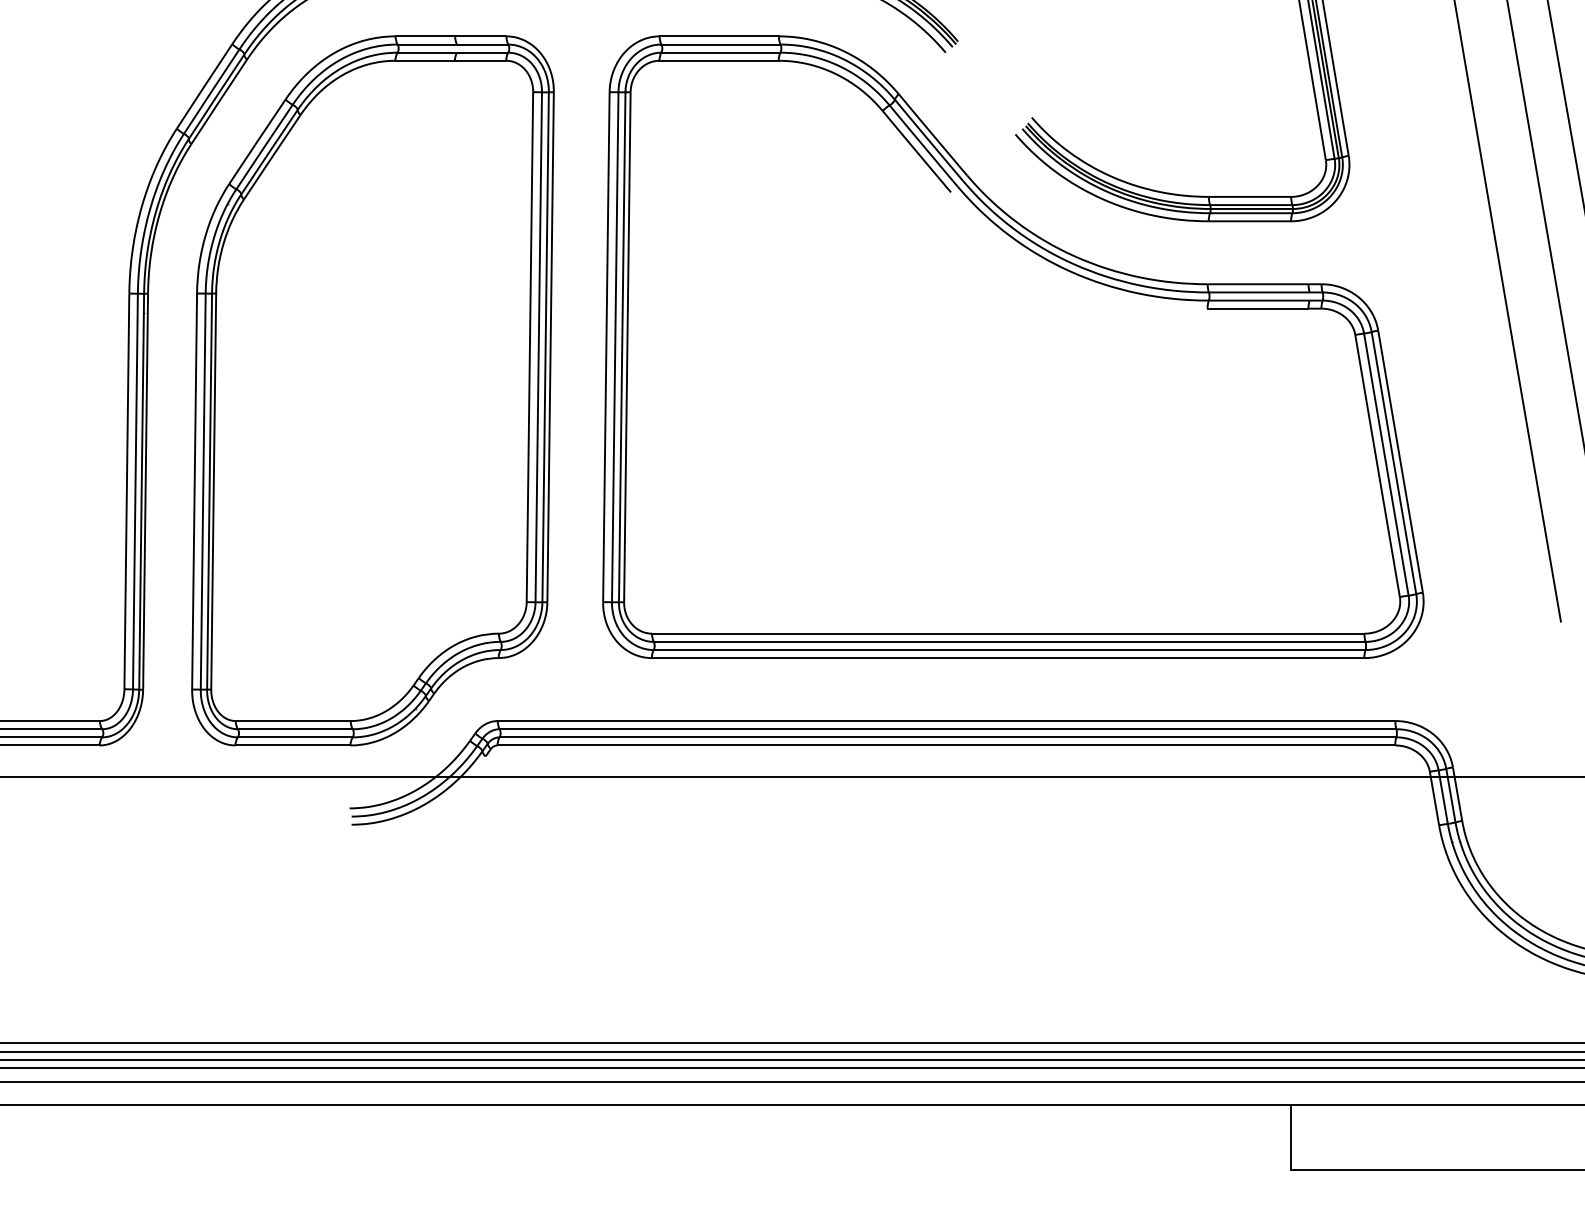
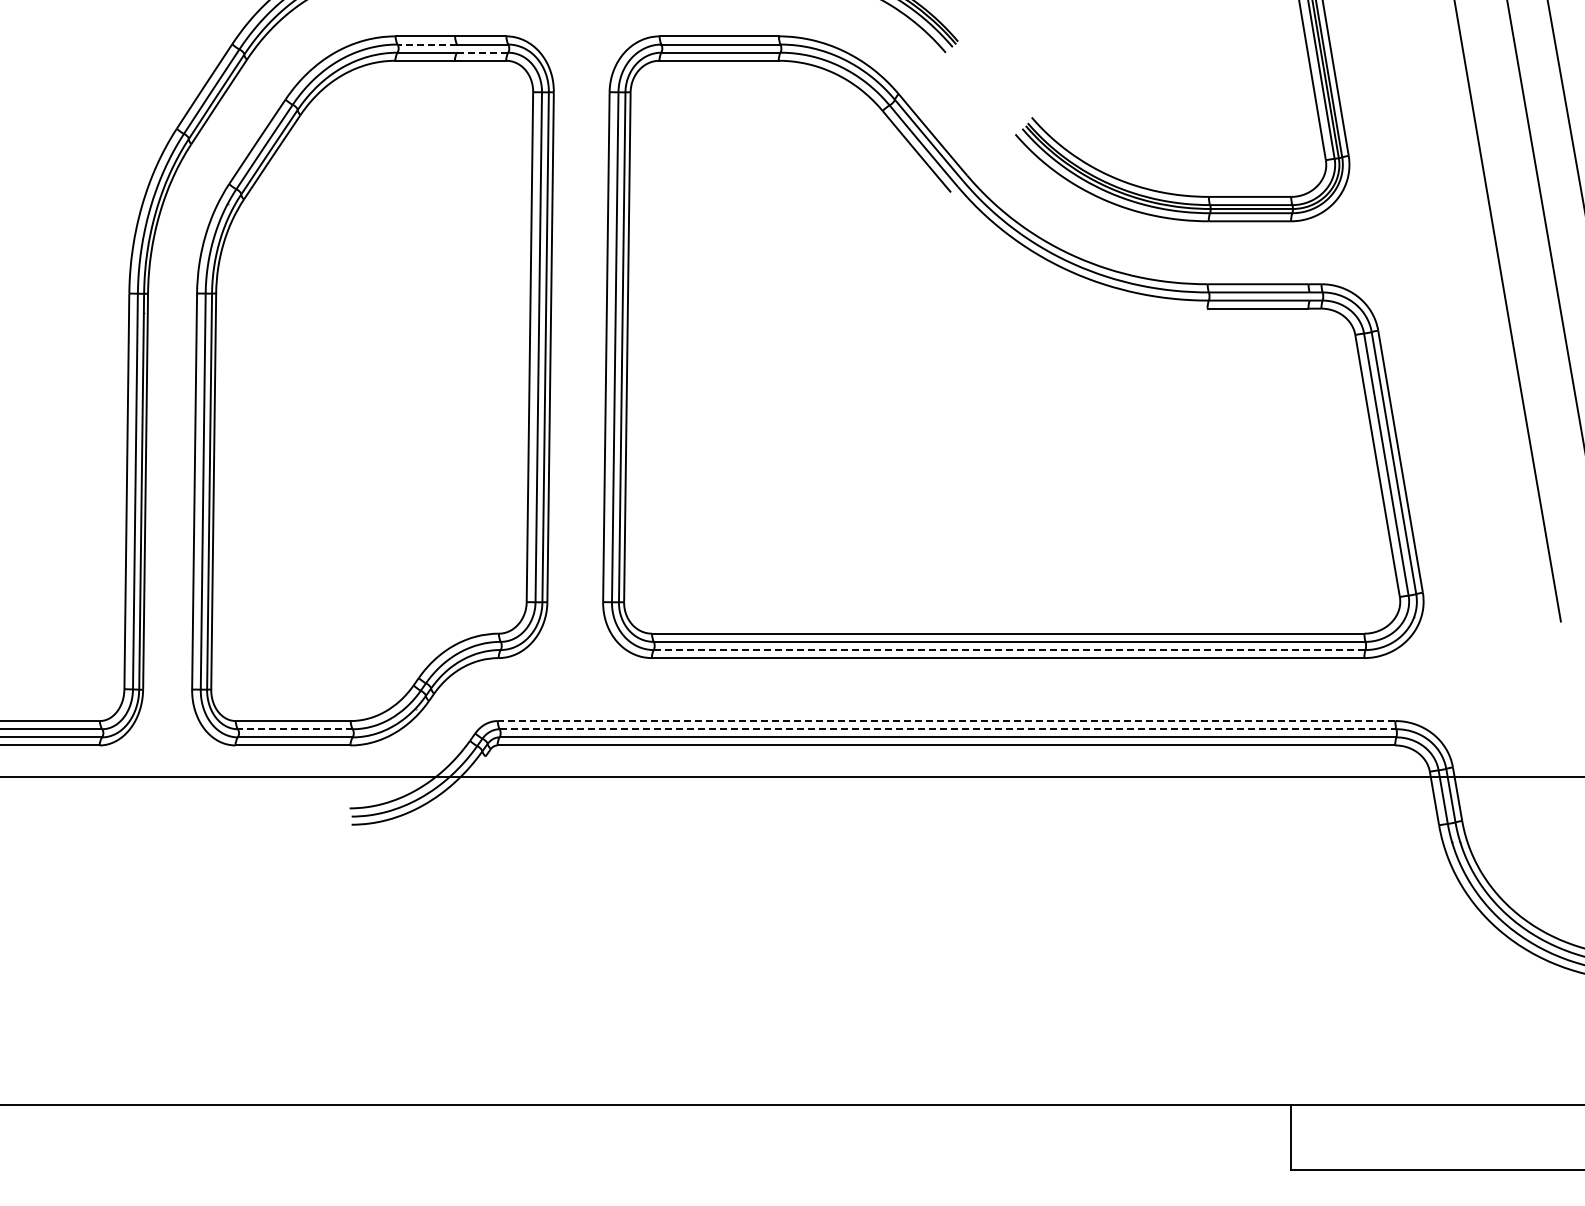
line: solid -> dashed (427, 44)
line: solid -> dashed (482, 52)
line: solid -> dashed (1009, 650)
line: solid -> dashed (946, 721)
line: solid -> dashed (294, 729)
line: solid -> dashed (948, 729)
line: present -> none (791, 1043)
line: present -> none (791, 1051)
line: present -> none (791, 1059)
line: present -> none (791, 1067)
line: present -> none (791, 1082)
